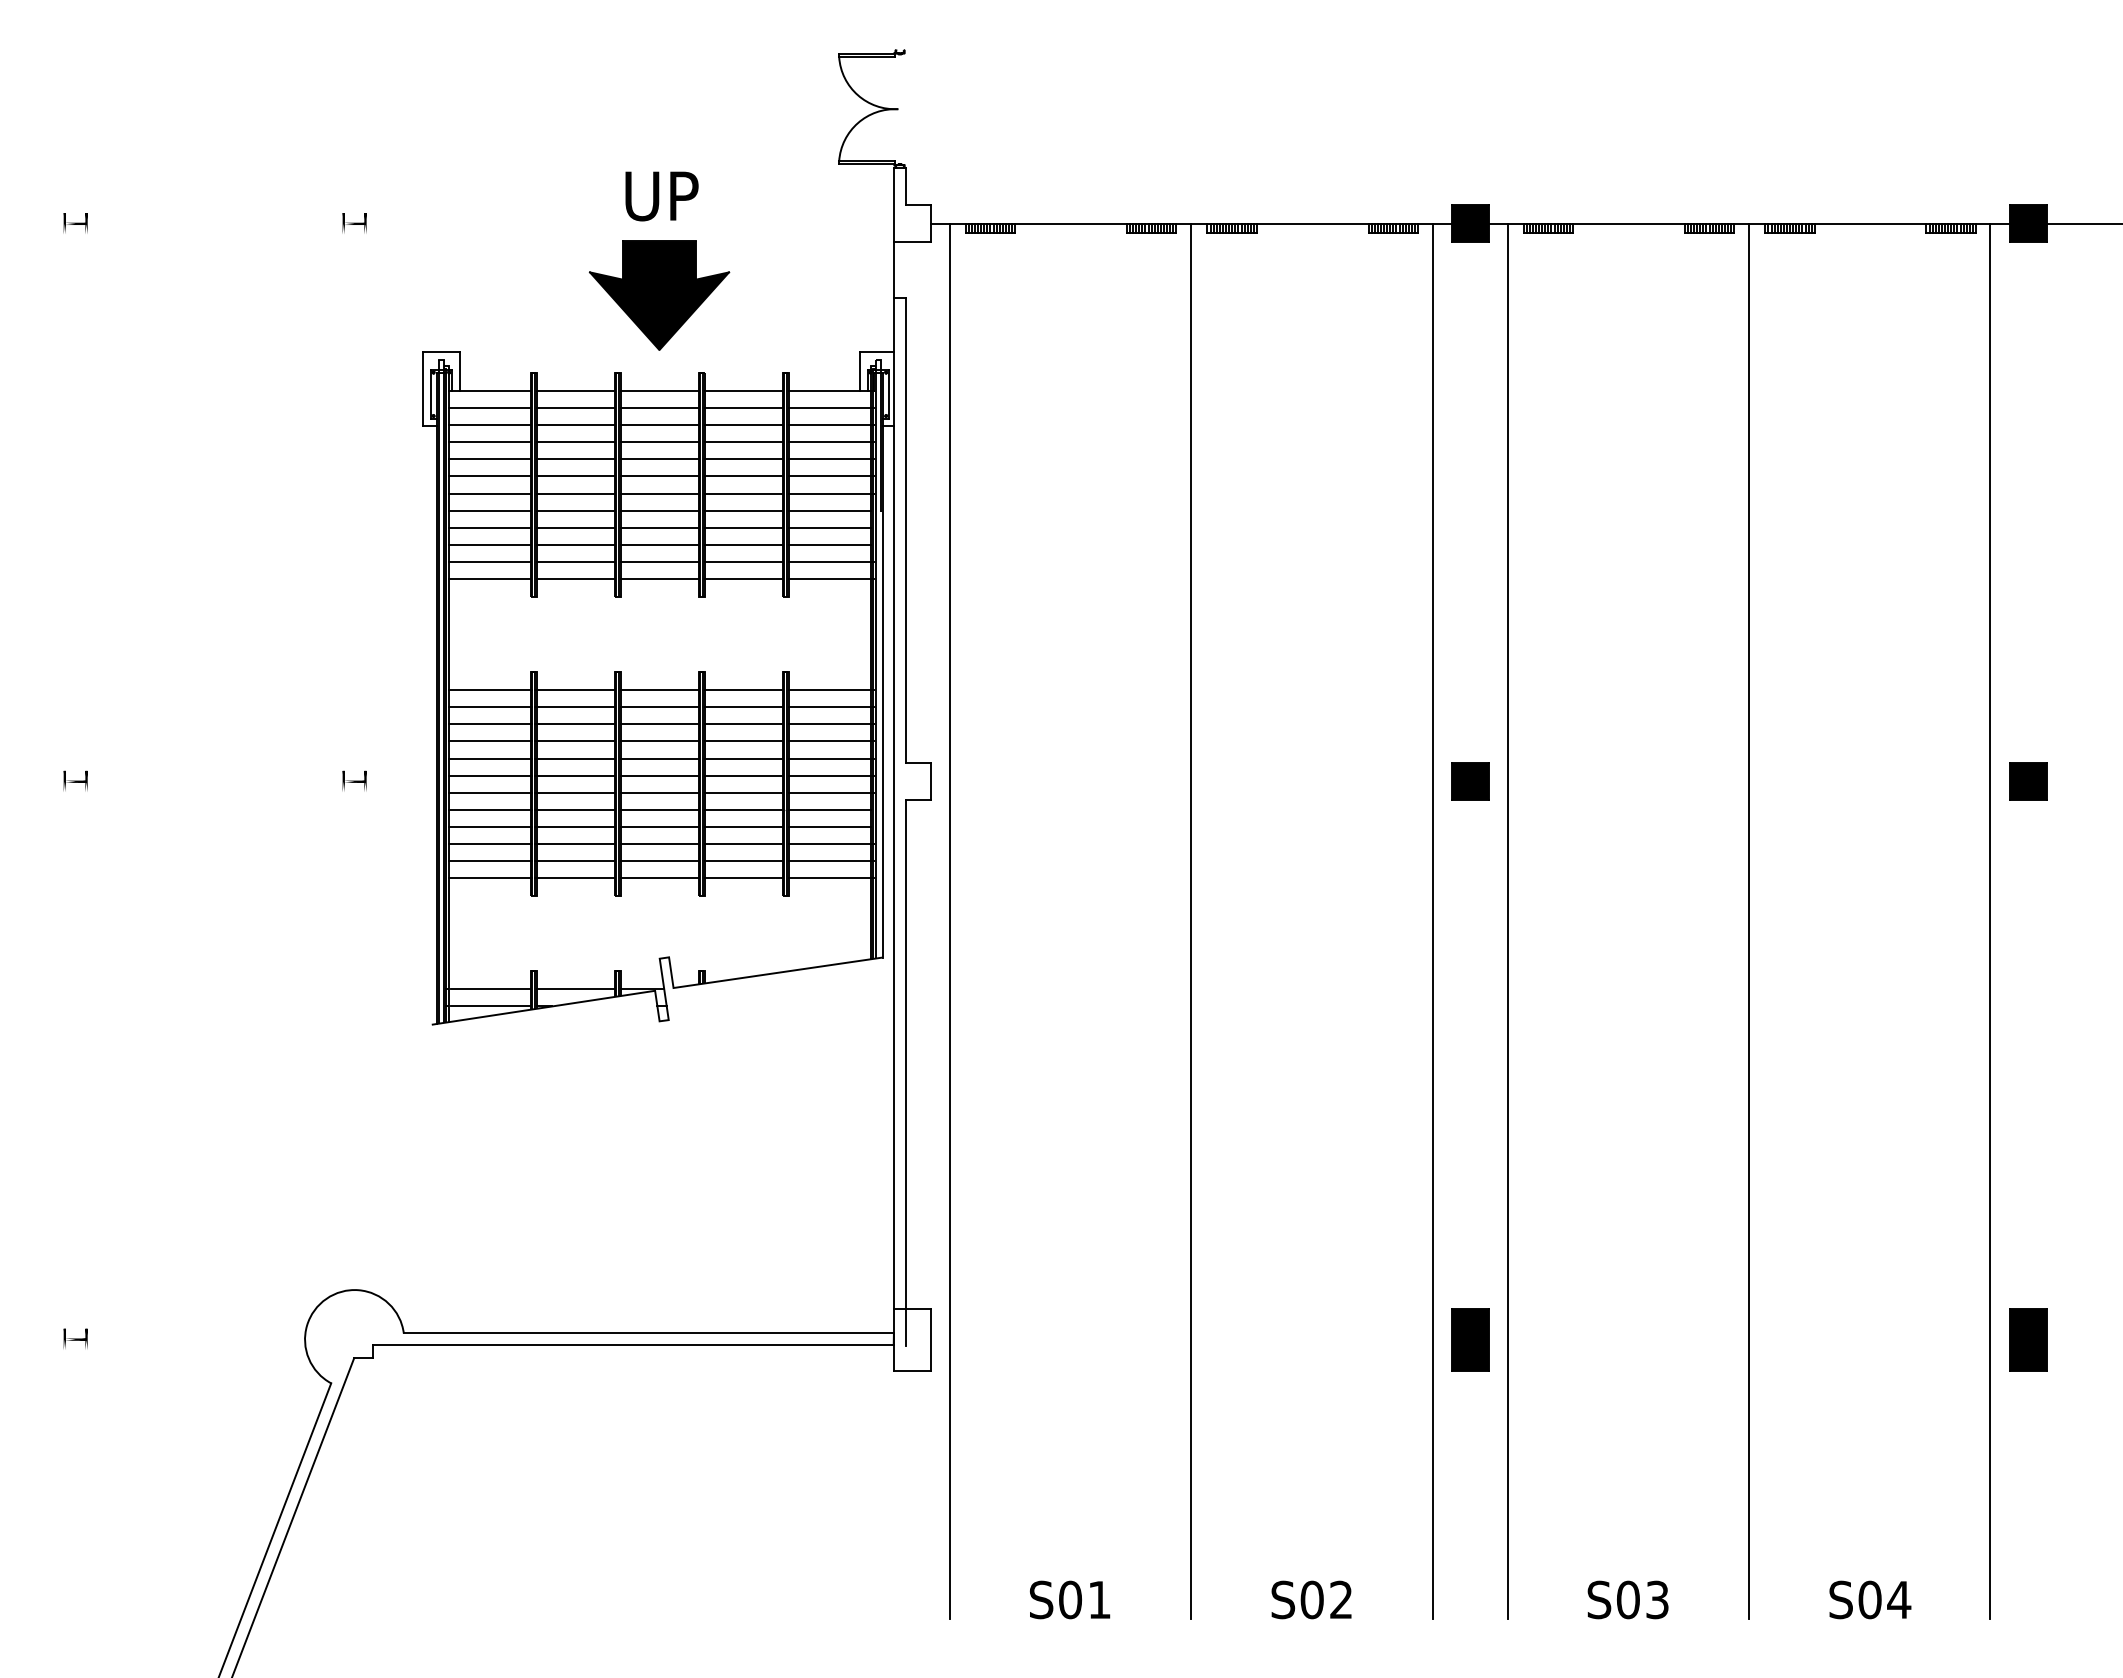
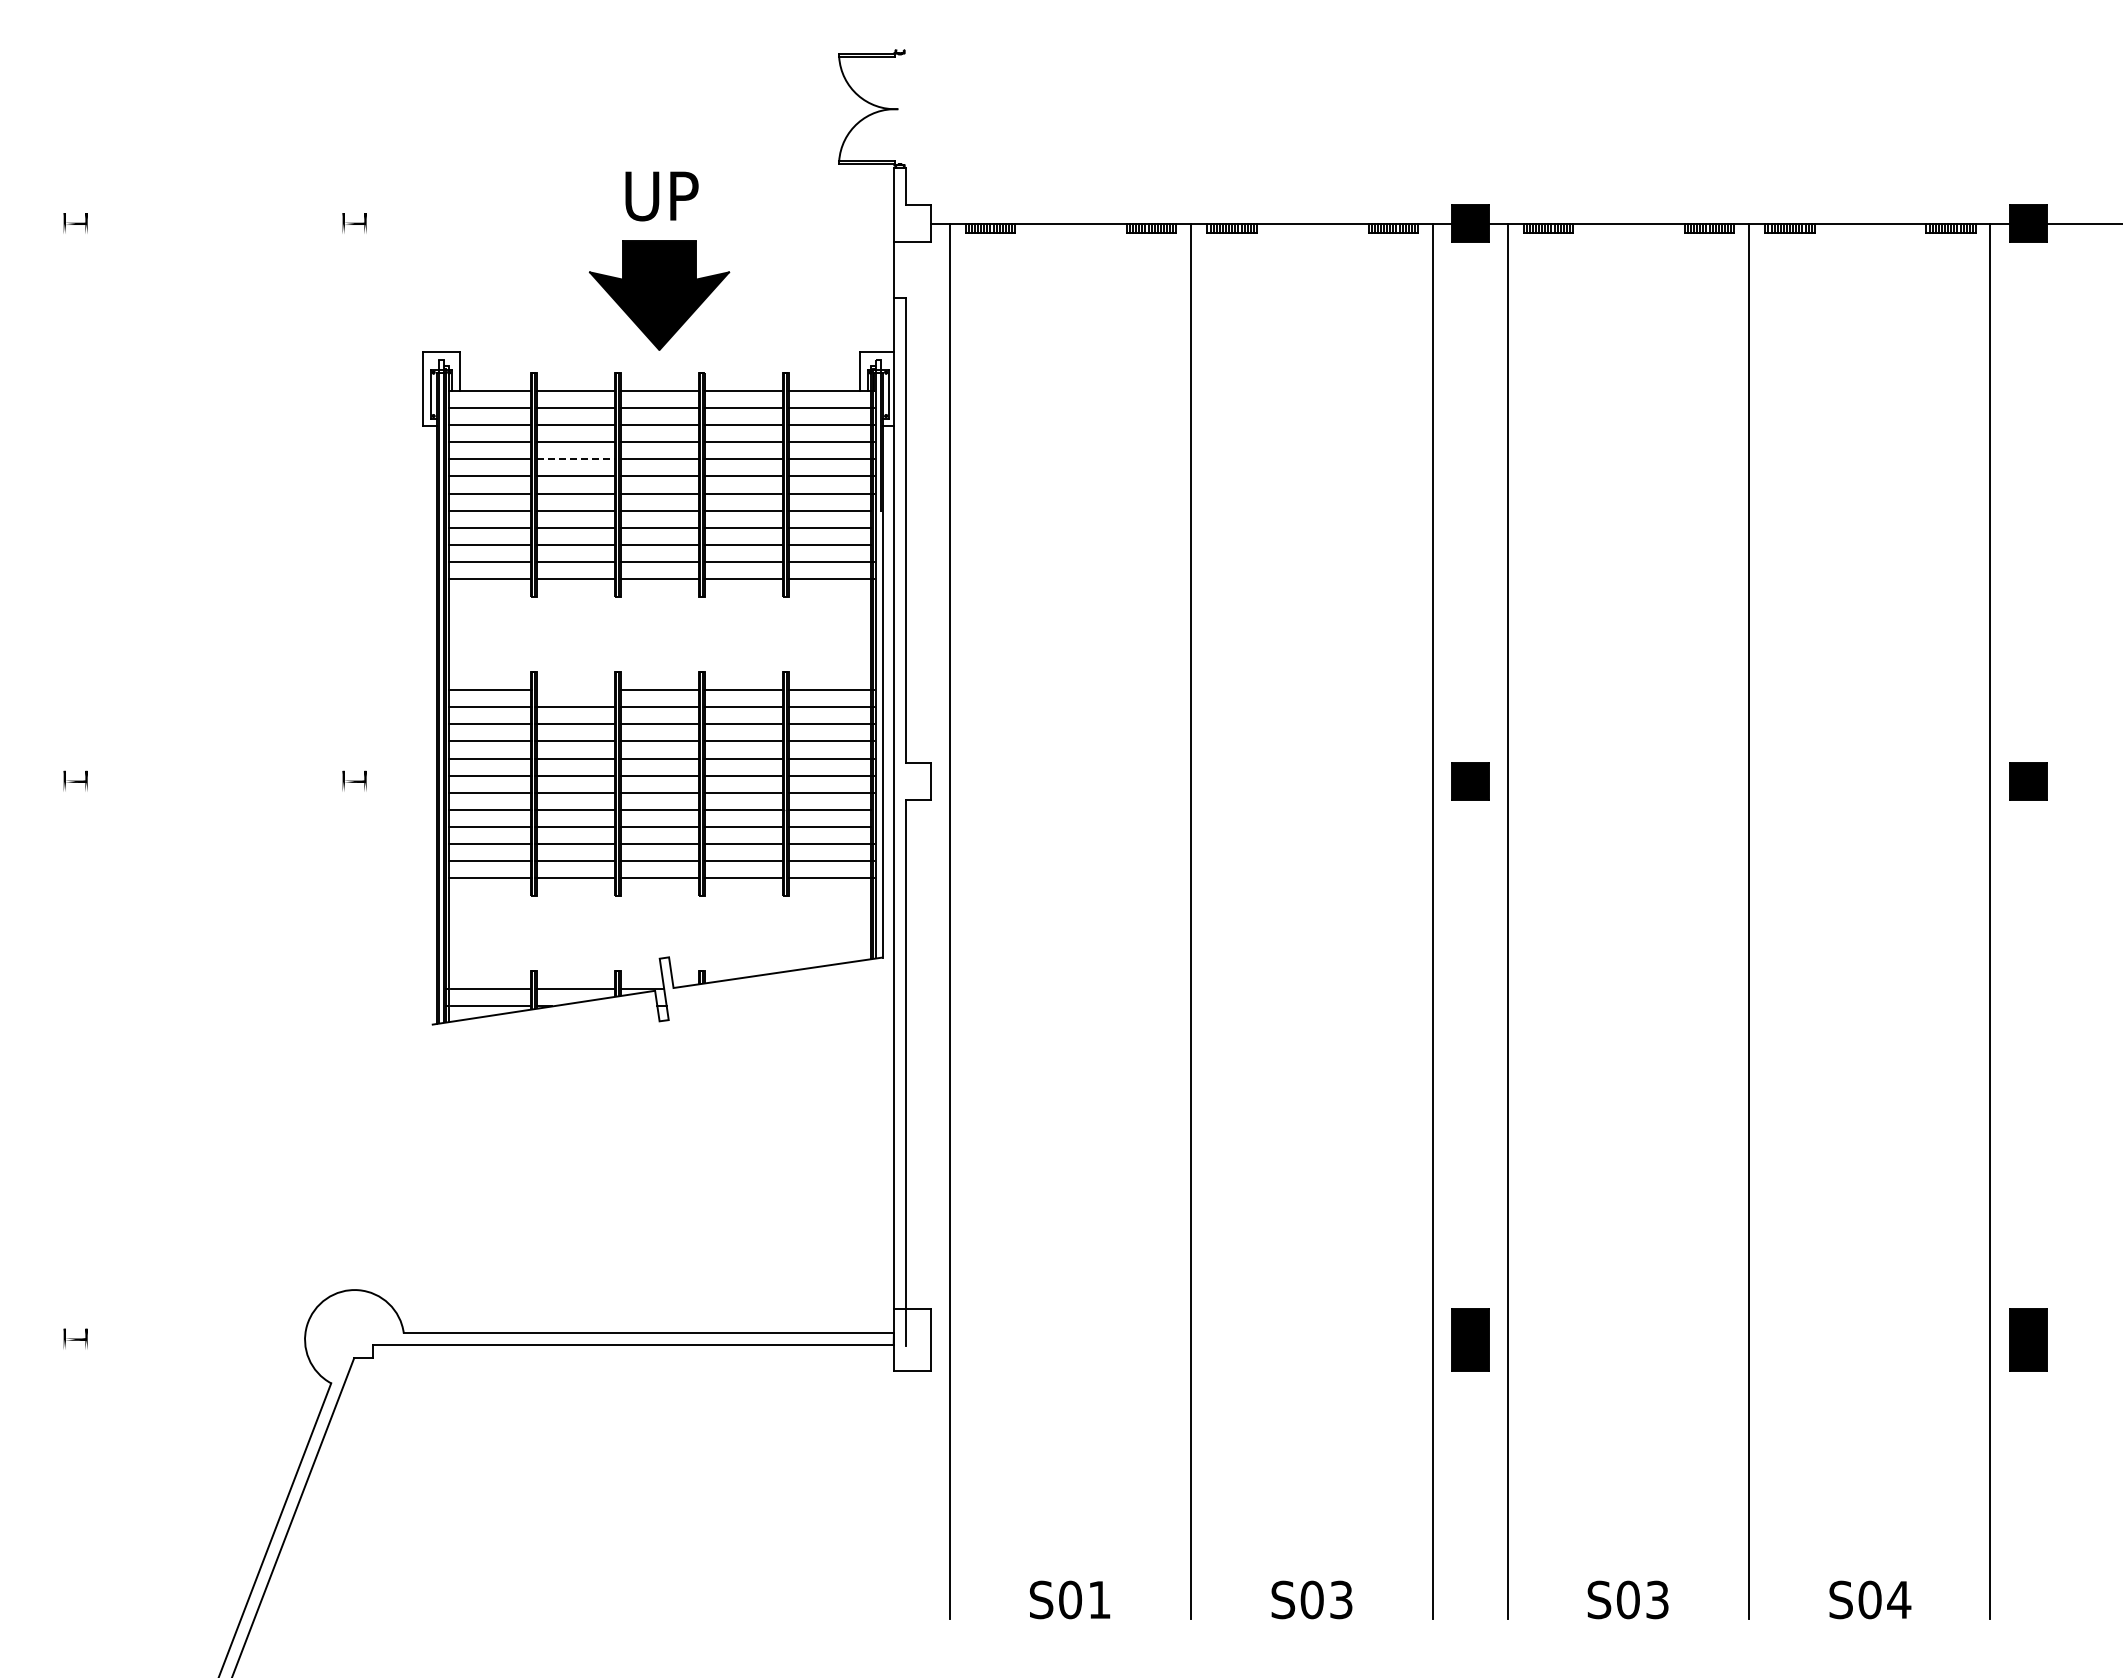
line: solid -> dashed (575, 459)
line: present -> none (574, 690)
text: S02 -> S03 (1341, 1600)
